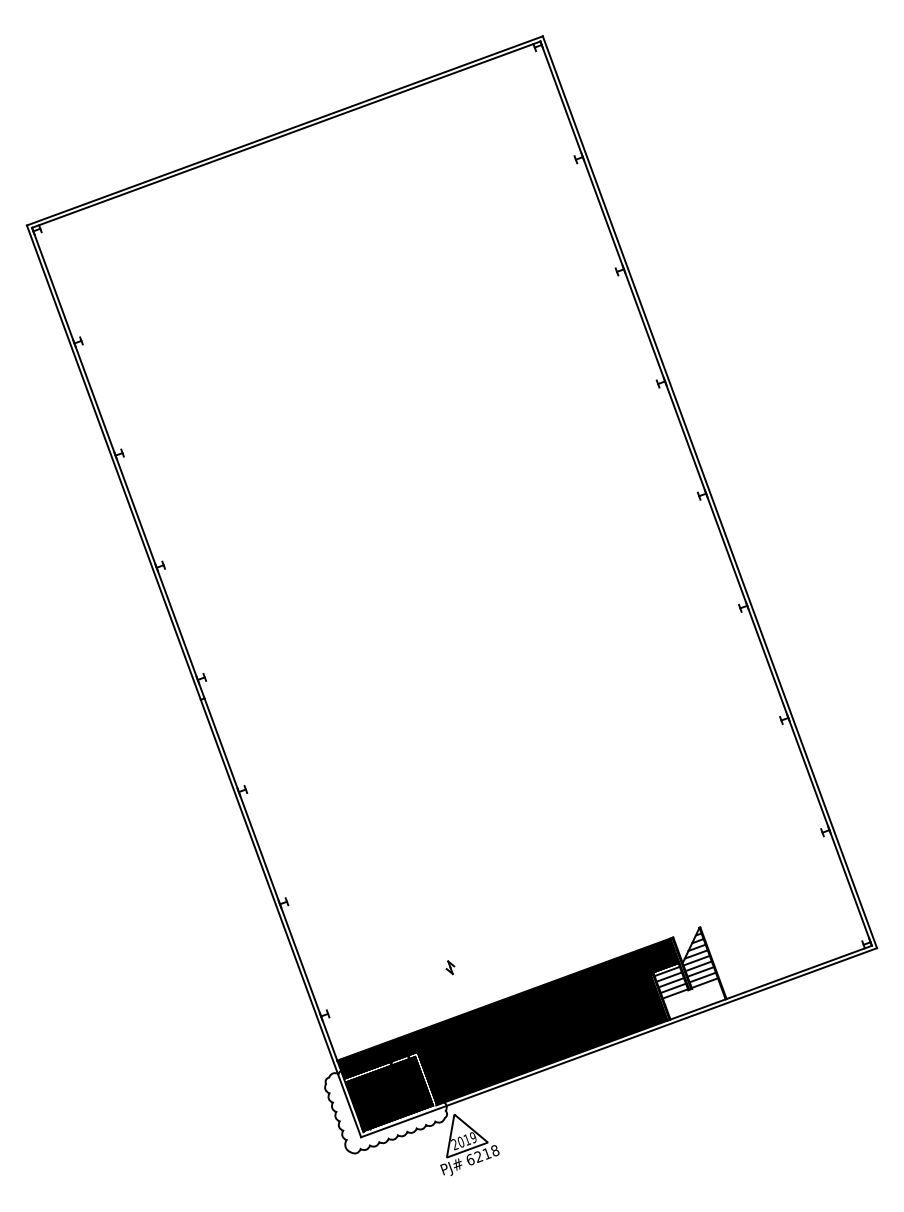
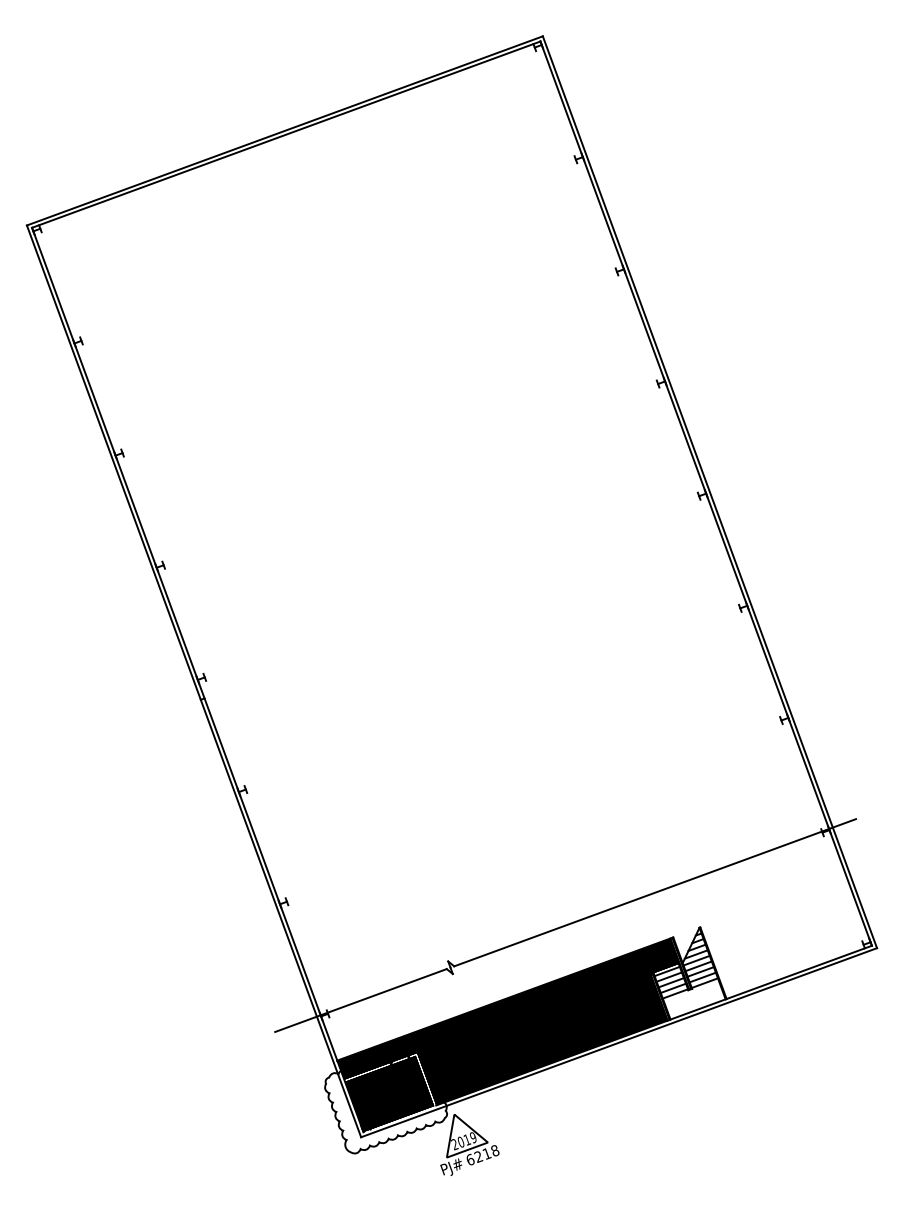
line: none -> present (655, 892)
line: none -> present (360, 1000)
